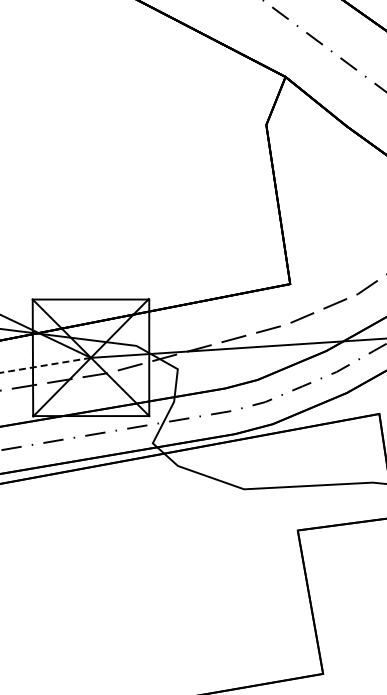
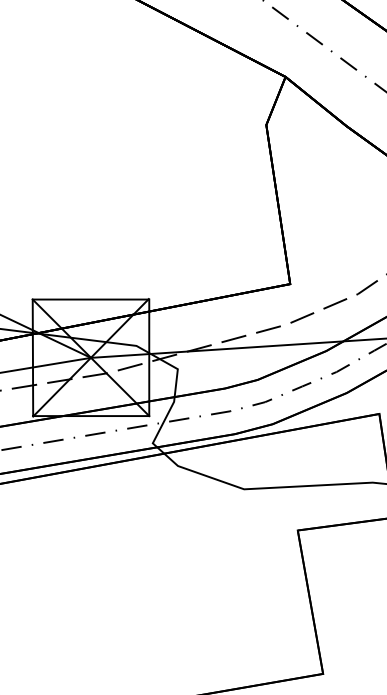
line: dashed -> solid (45, 365)
